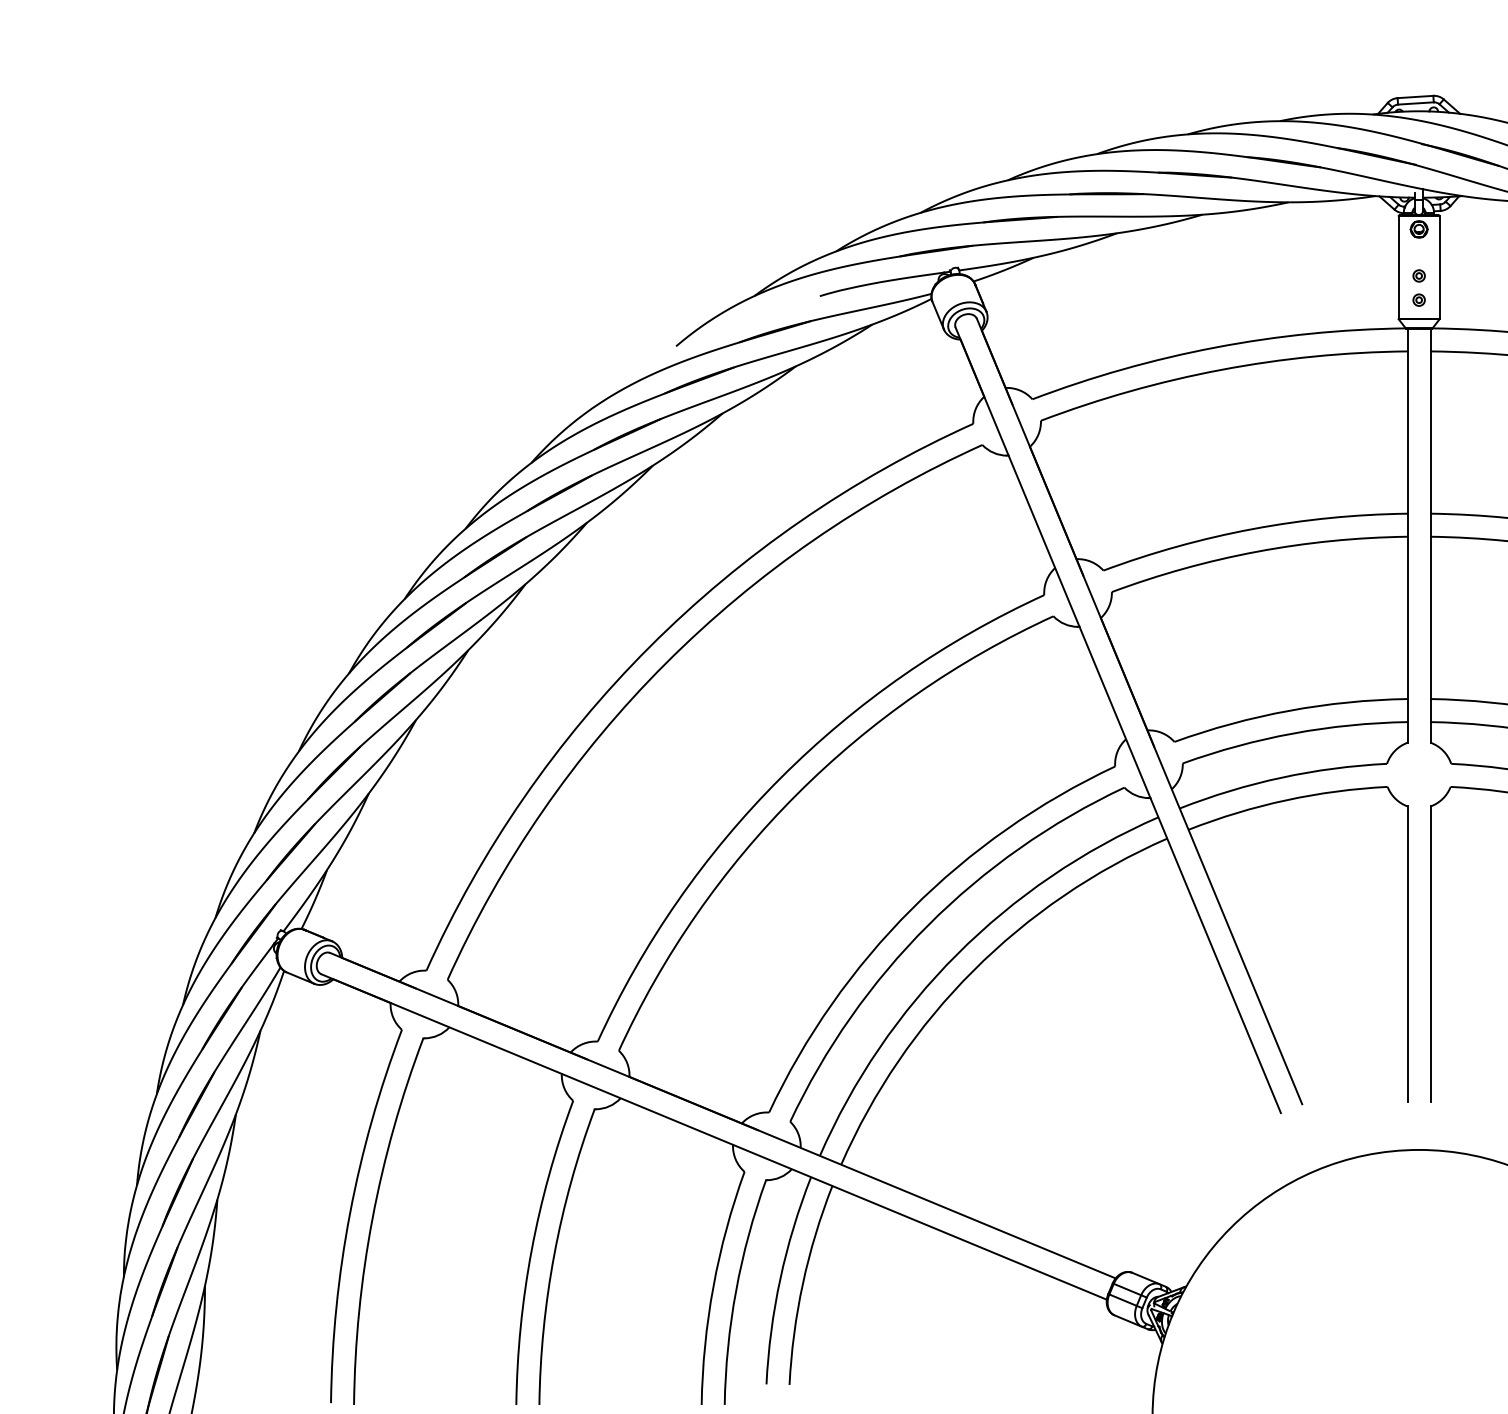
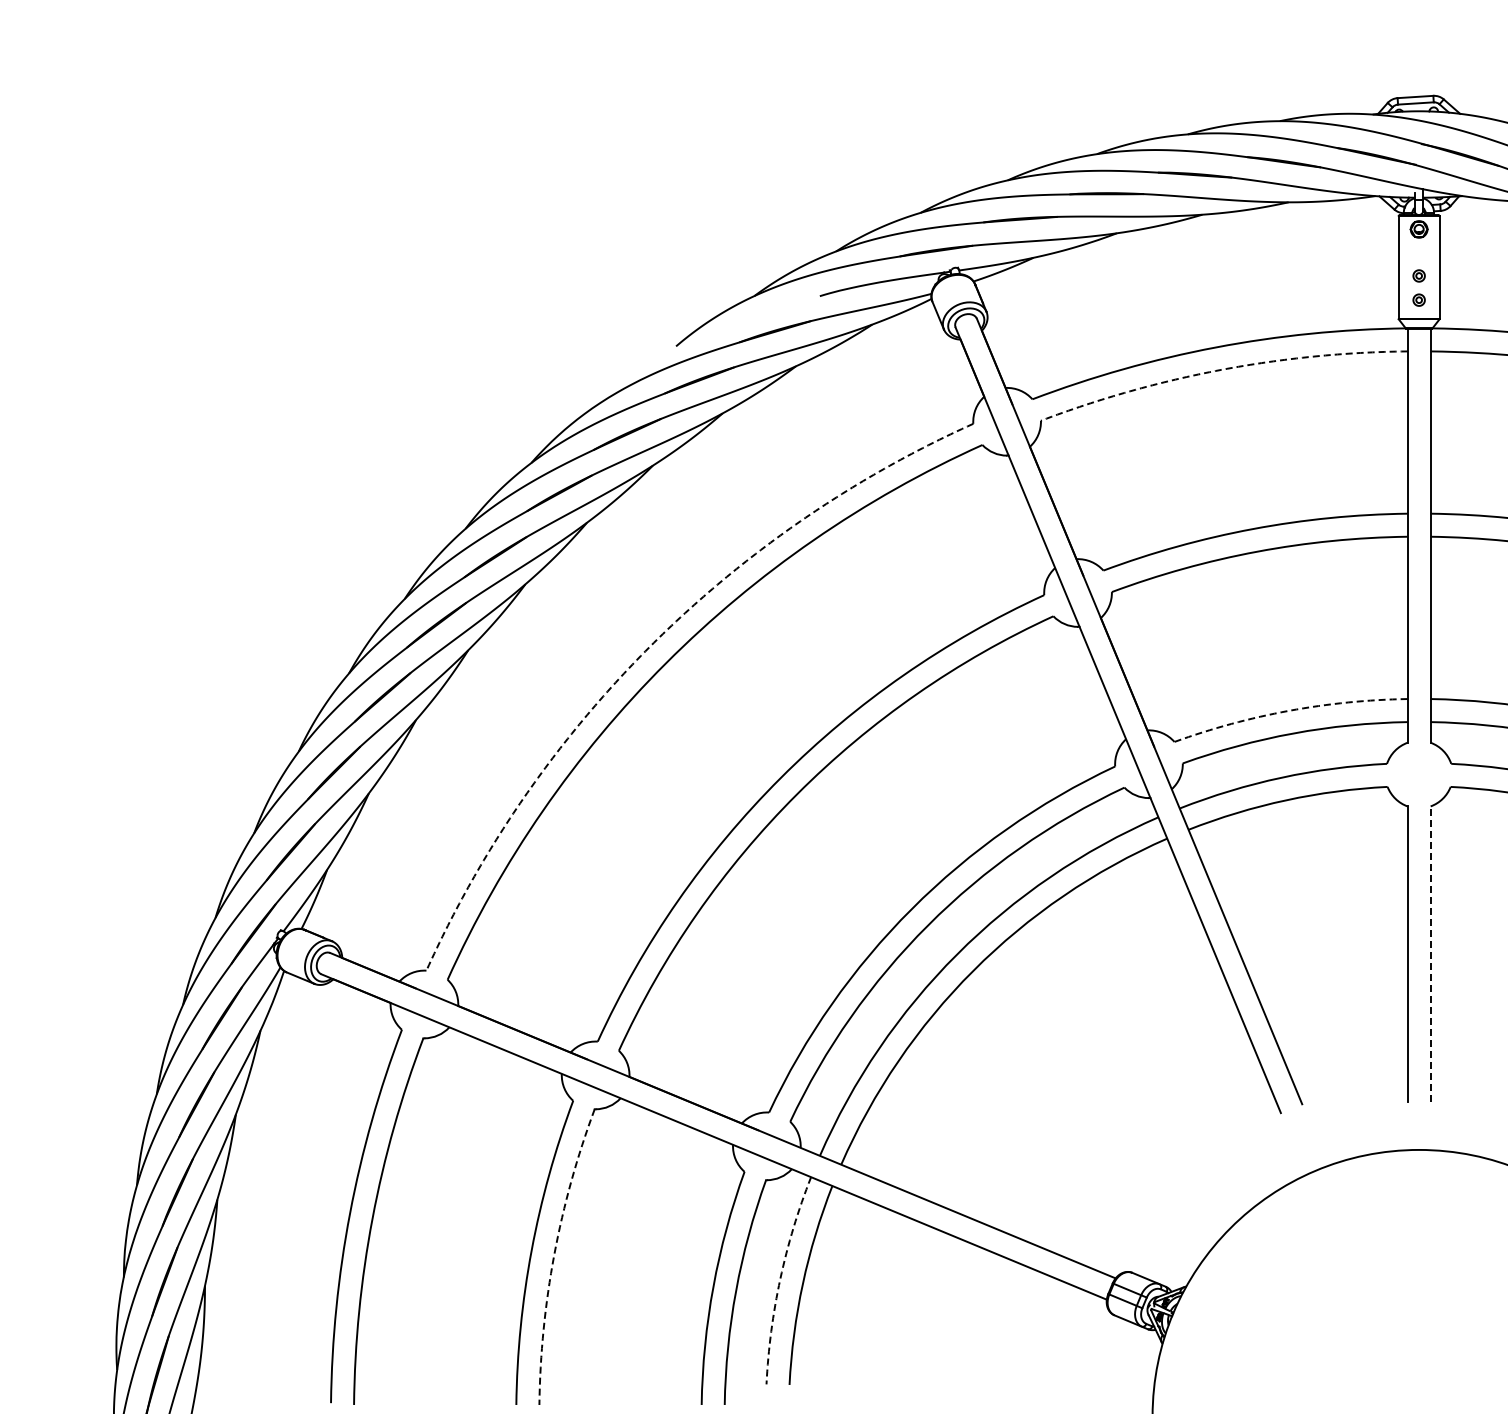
arc: solid -> dashed (1221, 369)
arc: solid -> dashed (649, 647)
arc: solid -> dashed (1289, 710)
line: solid -> dashed (1430, 954)
arc: solid -> dashed (554, 1254)
arc: solid -> dashed (780, 1278)
